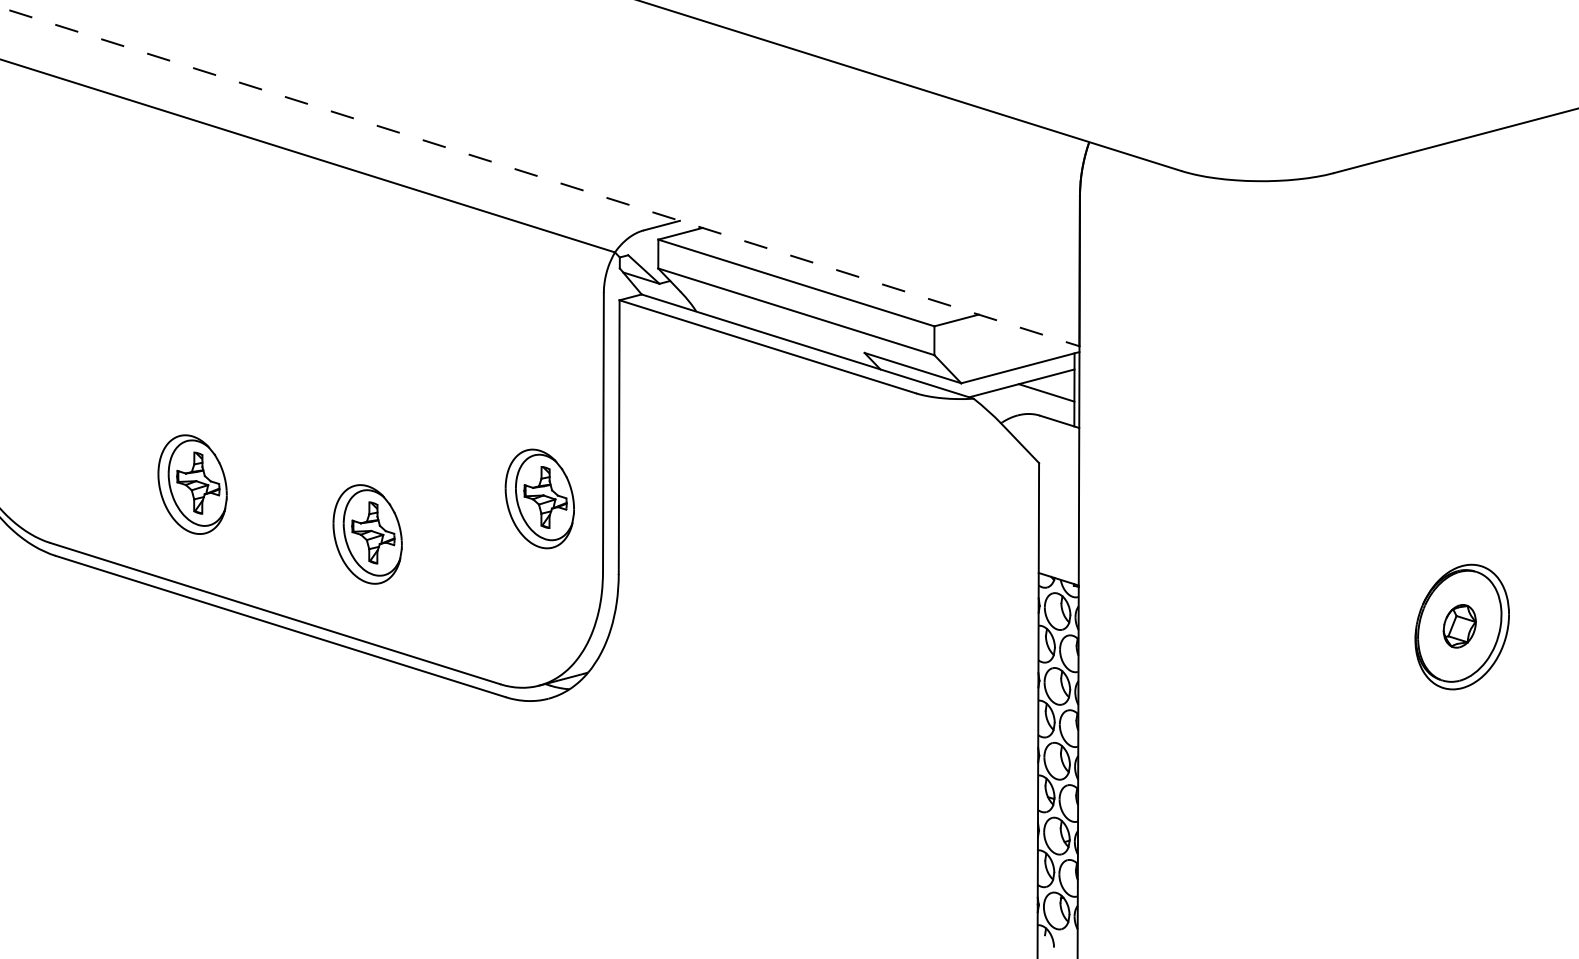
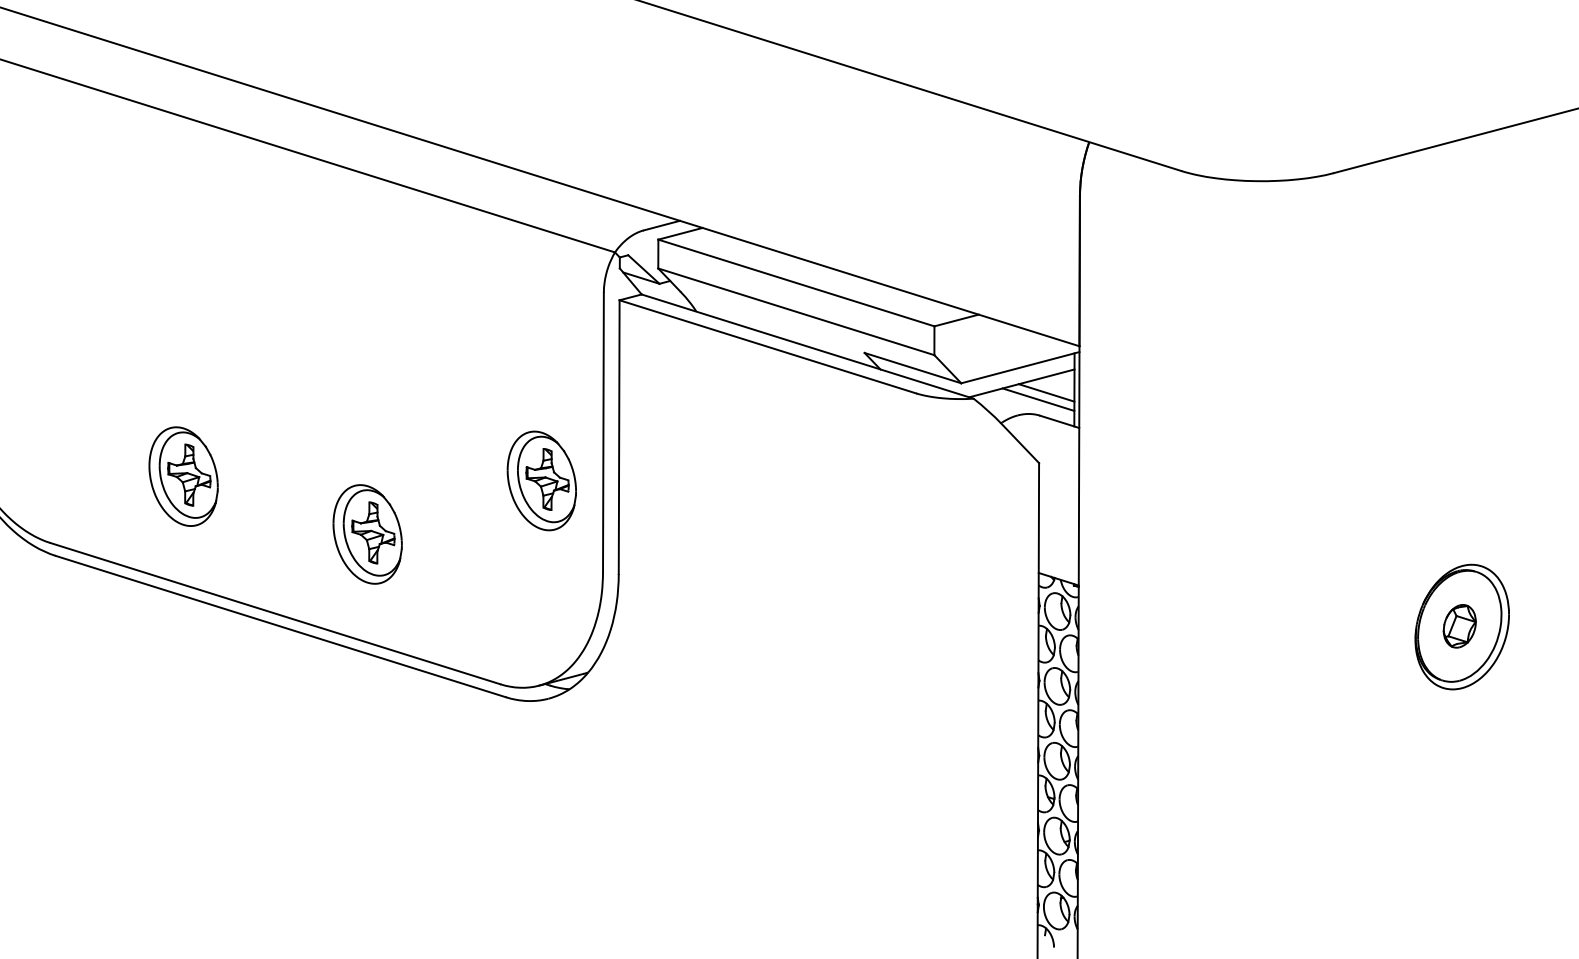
line: dashed -> solid (540, 177)
line: none -> present (1038, 399)
part position: (192, 484) -> (183, 476) (183, 476)
part position: (539, 498) -> (541, 480) (541, 480)
